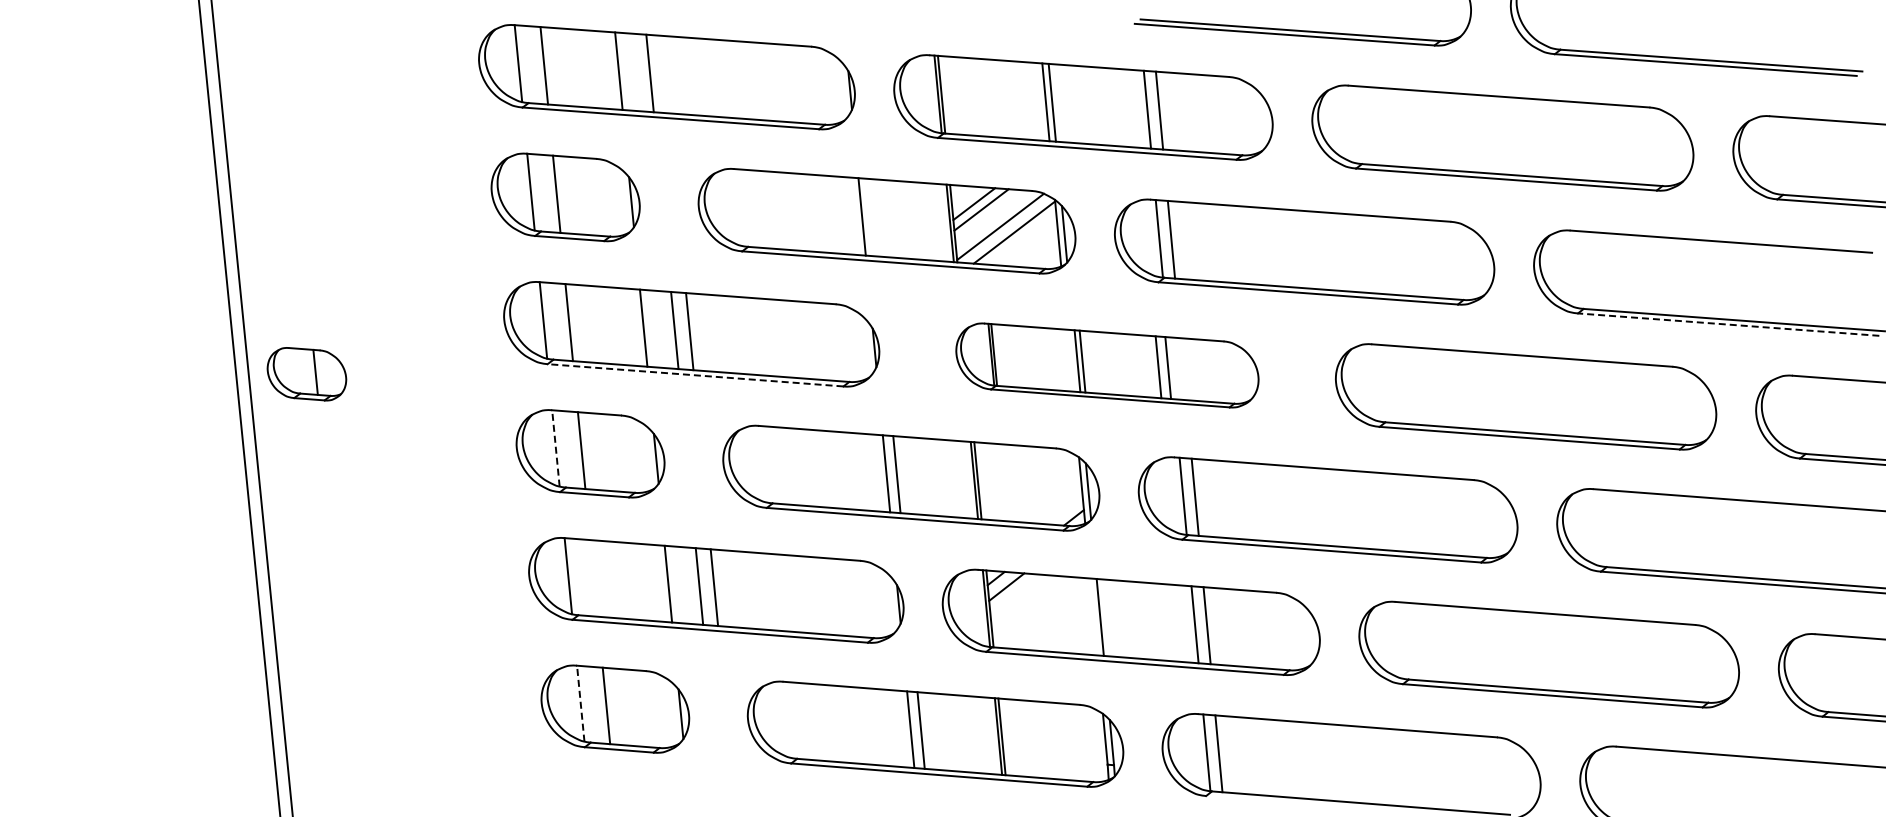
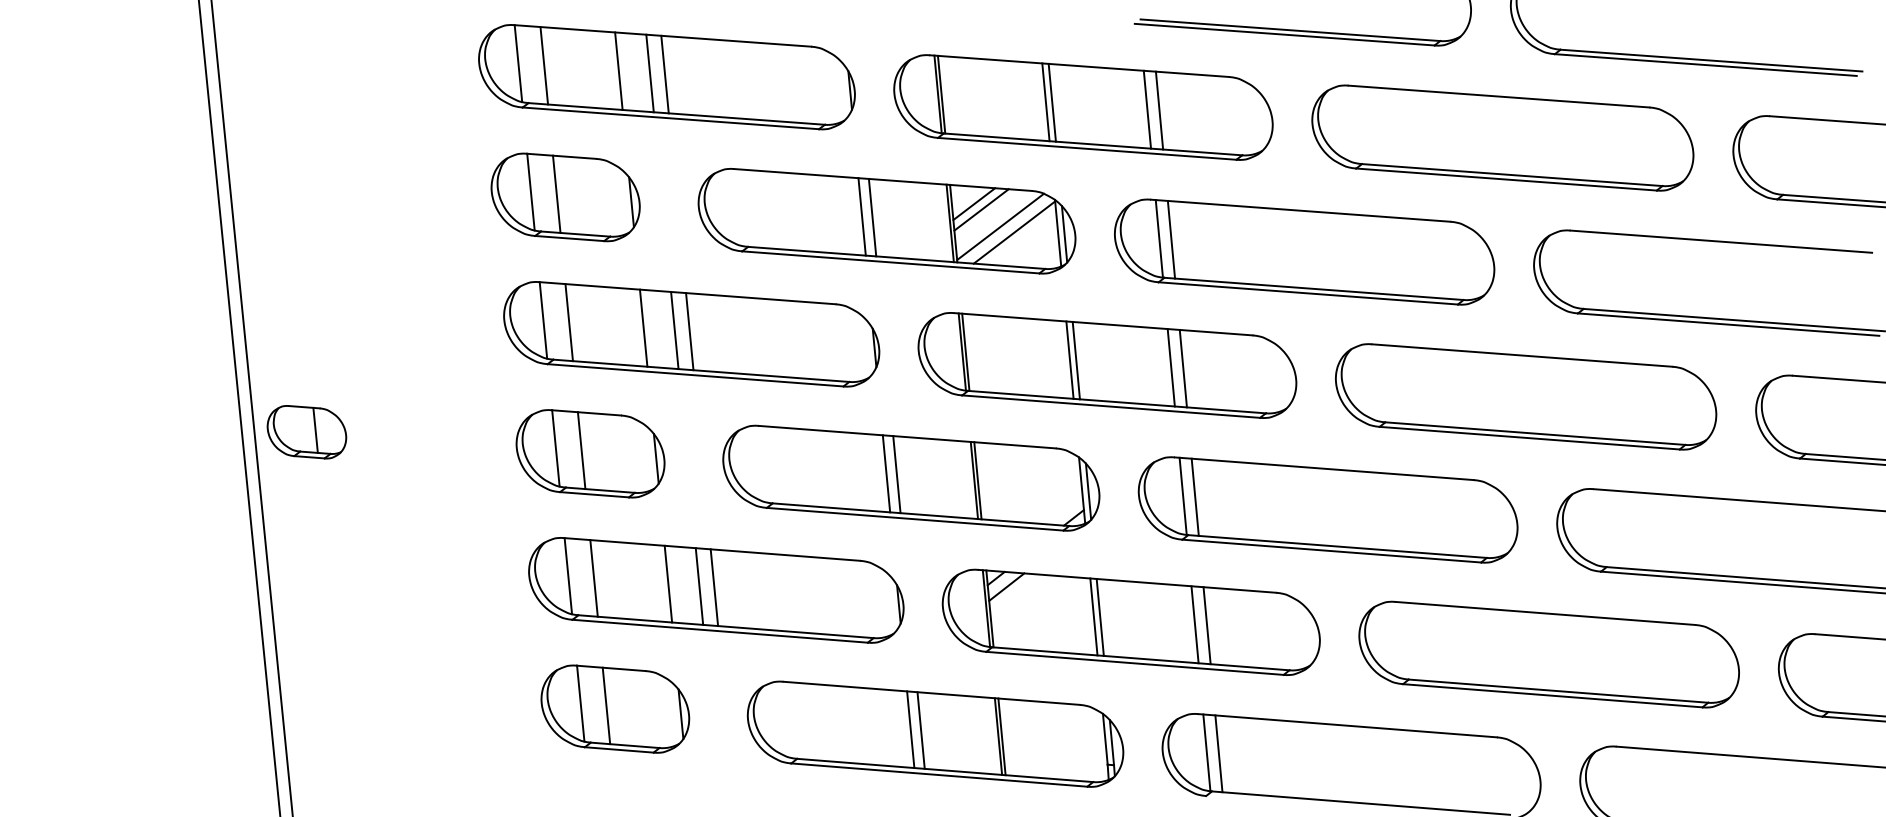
line: none -> present (664, 74)
line: none -> present (872, 217)
line: dashed -> solid (1728, 324)
part size: 305x87 px -> 381x107 px (1107, 365)
part position: (306, 374) -> (306, 432) (306, 432)
line: dashed -> solid (695, 375)
line: dashed -> solid (555, 447)
line: none -> present (593, 578)
line: none -> present (1093, 616)
line: dashed -> solid (580, 703)
